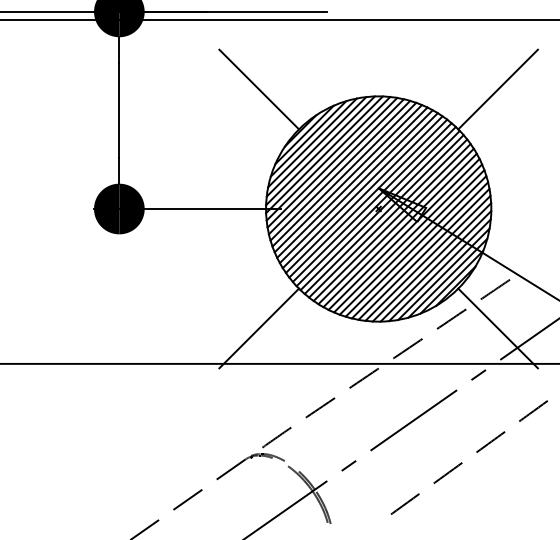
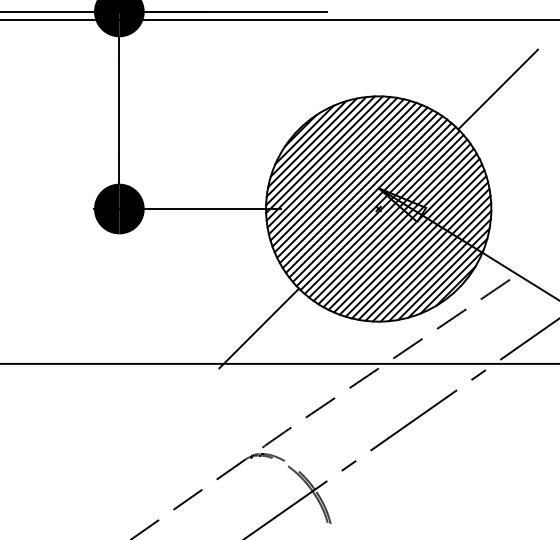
line: present -> none (259, 89)
line: present -> none (497, 328)
curve: present -> none (476, 452)
